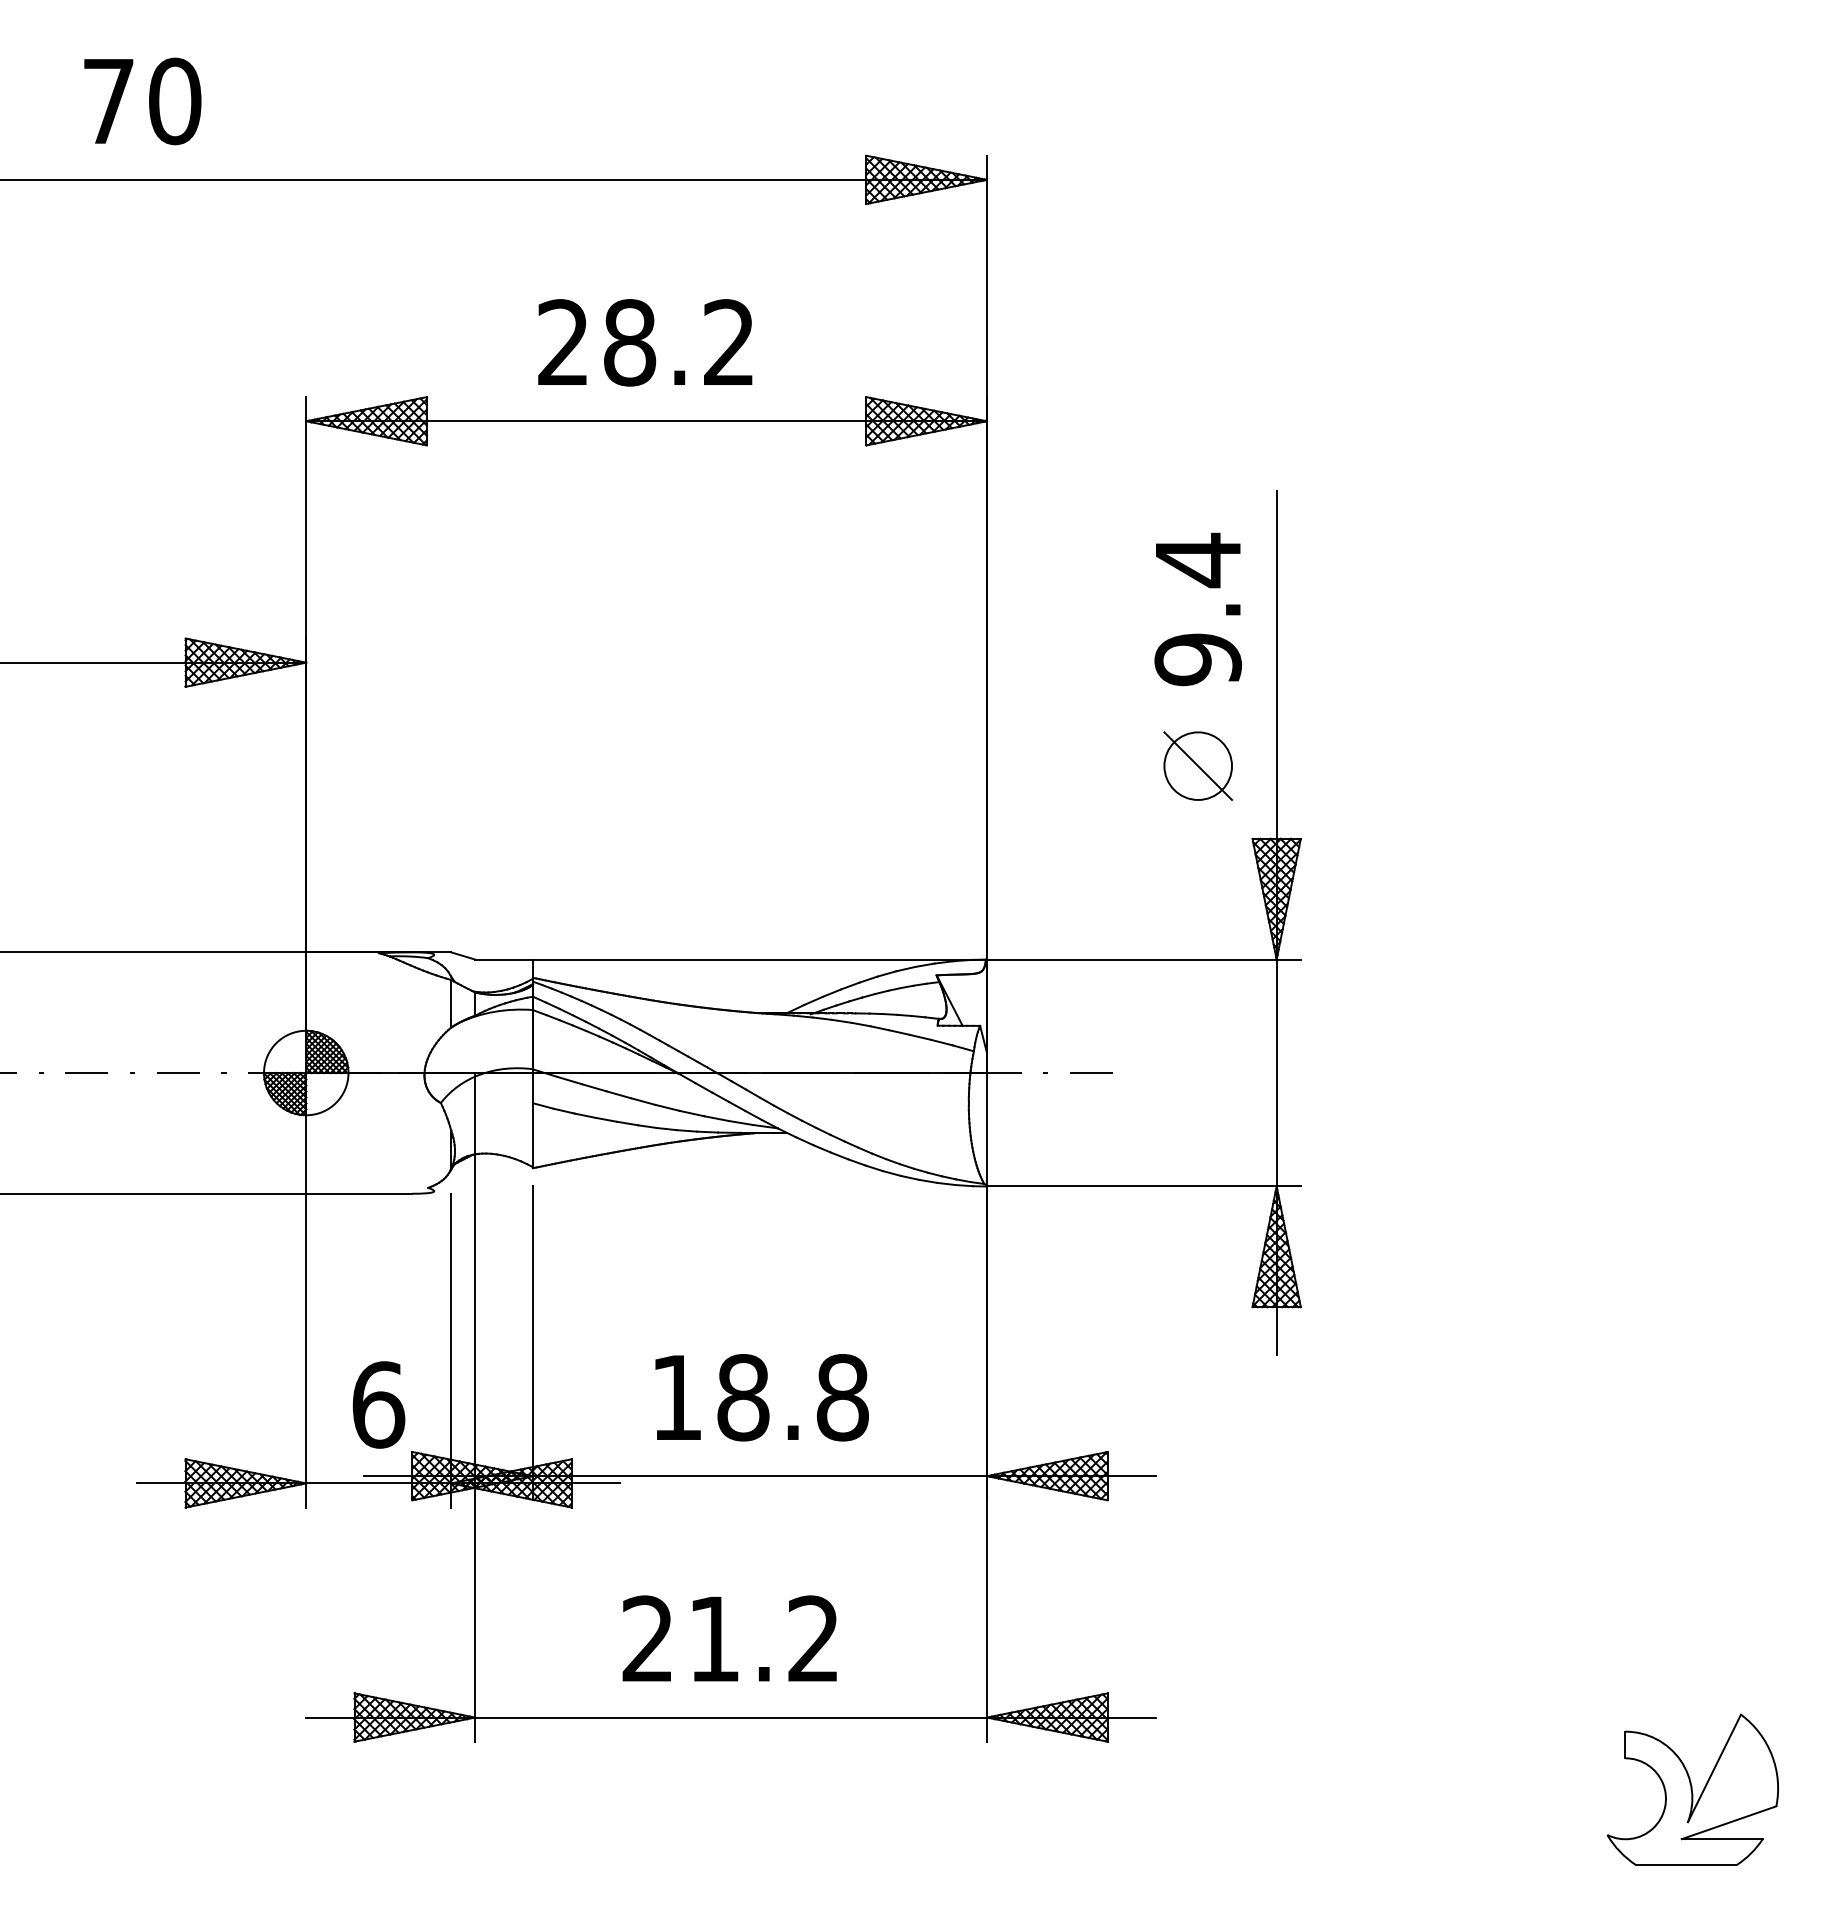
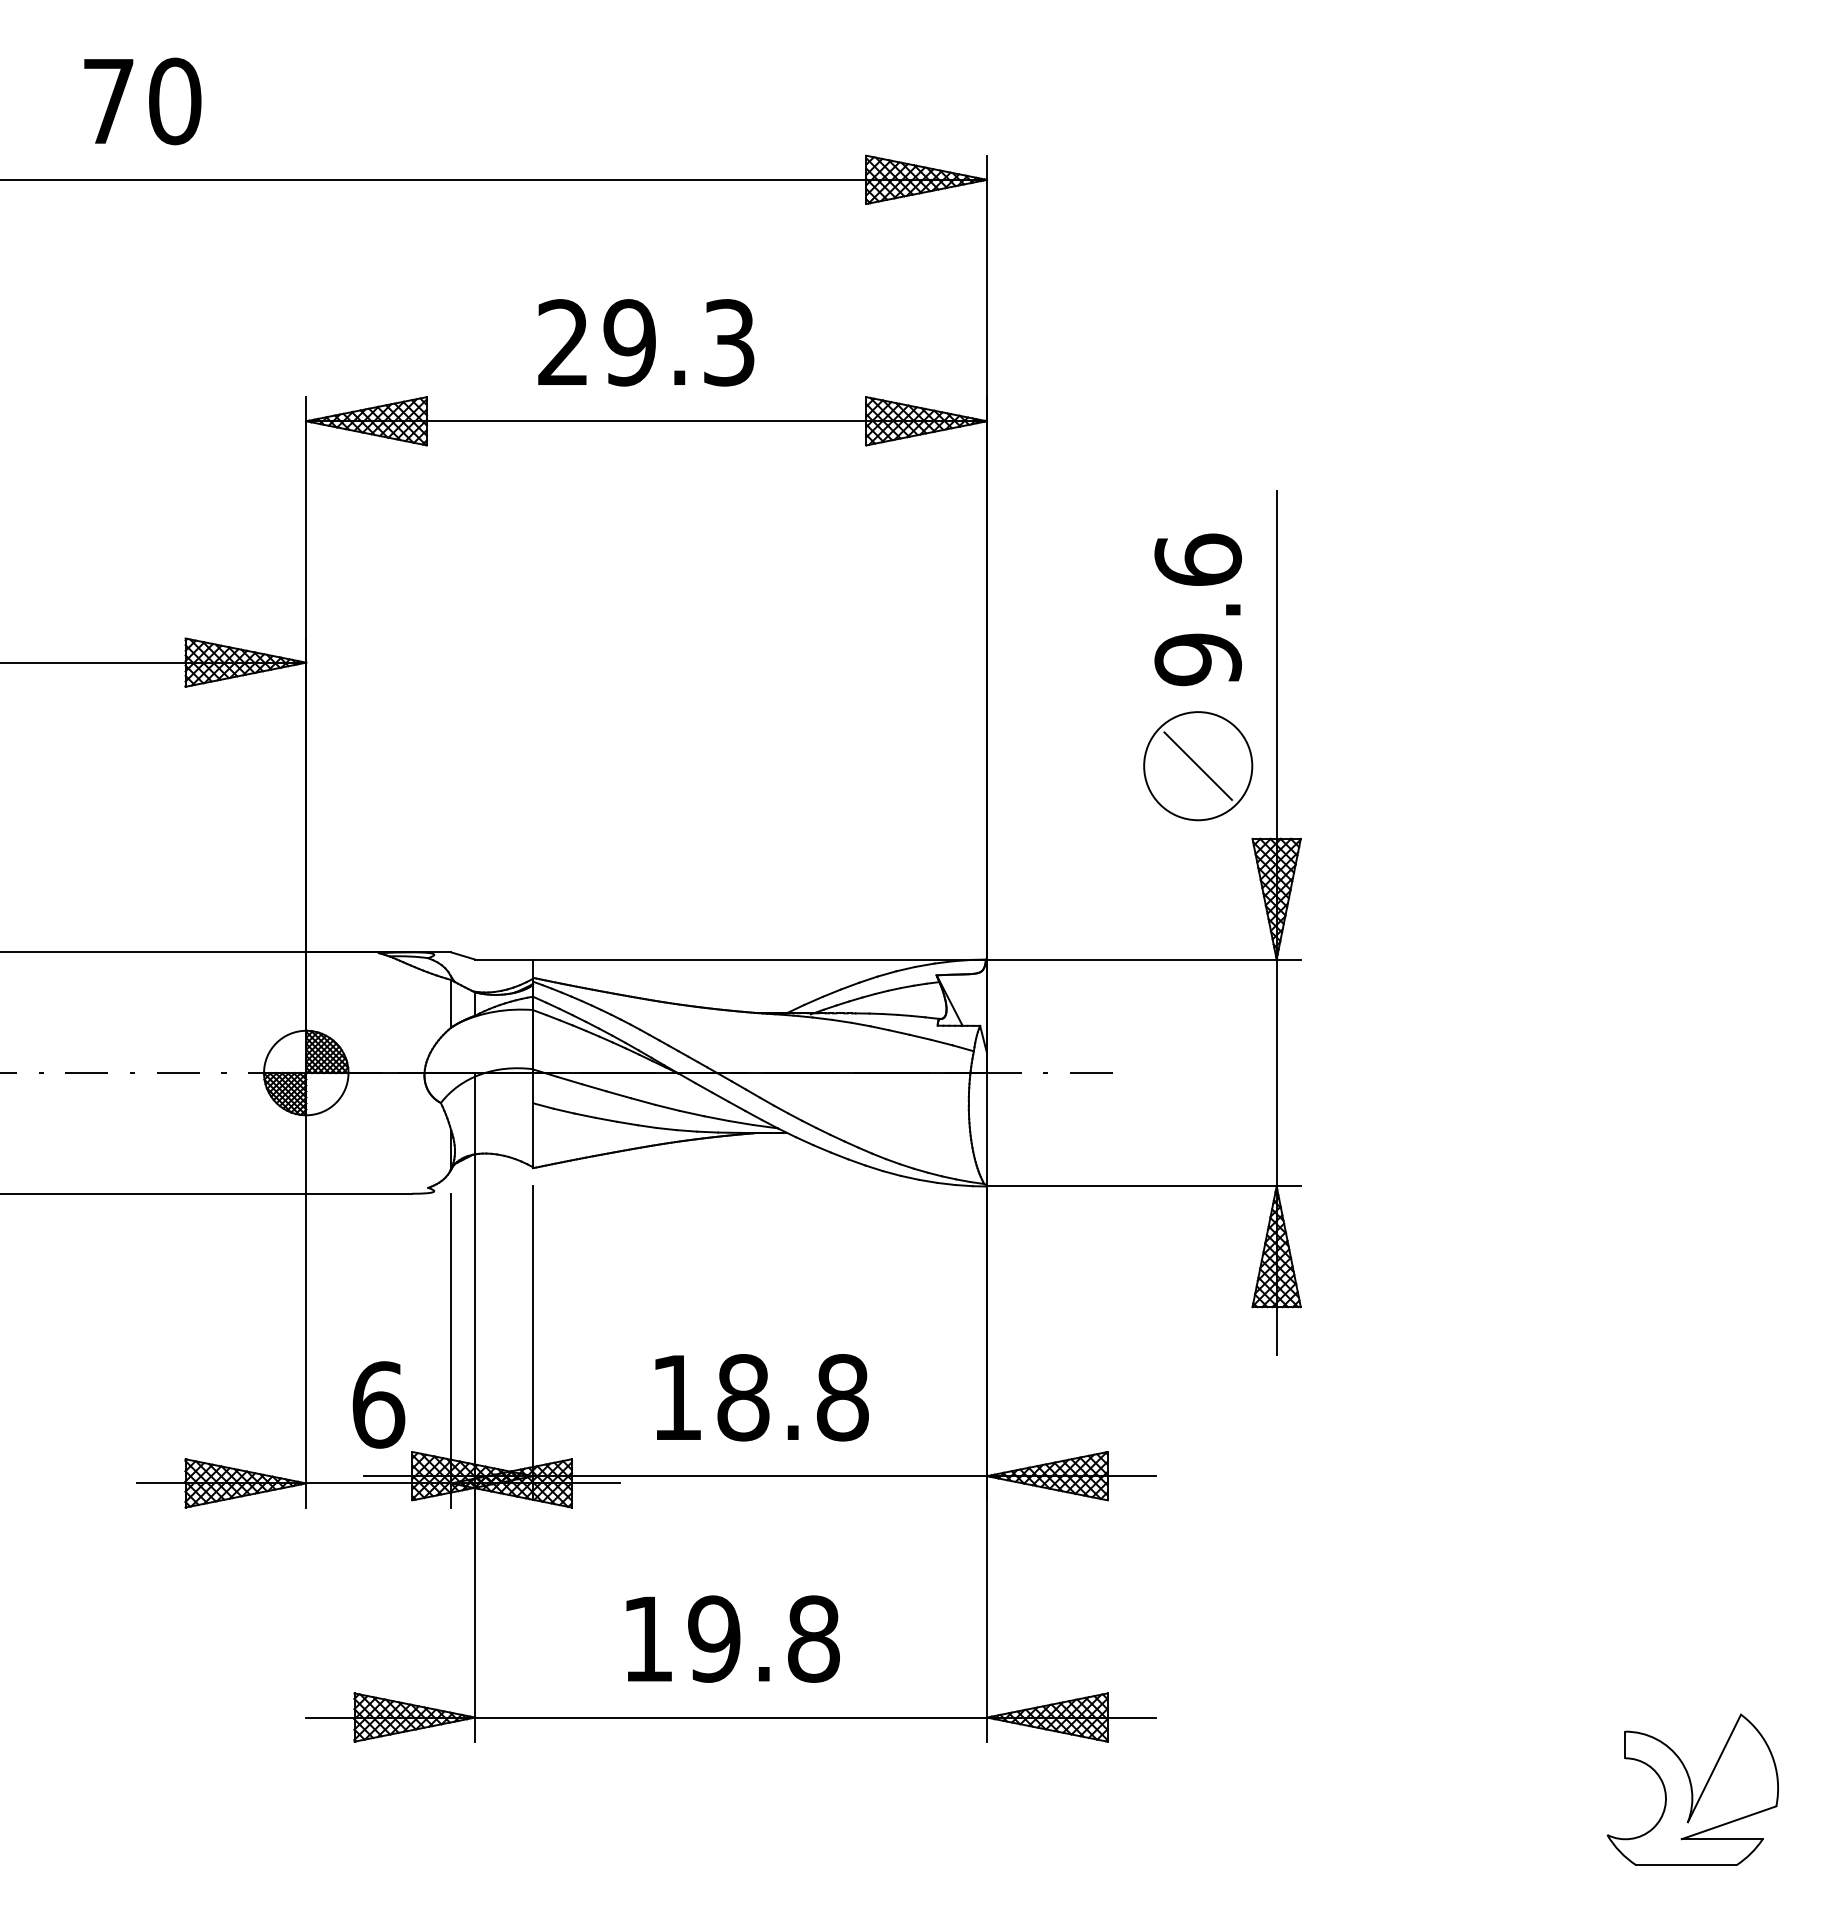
text: 28.2 -> 29.3 (678, 342)
text: 9.4 -> 9.6 (1197, 560)
circle diameter: 68 px -> 108 px (1198, 766)
text: 21.2 -> 19.8 (730, 1638)
